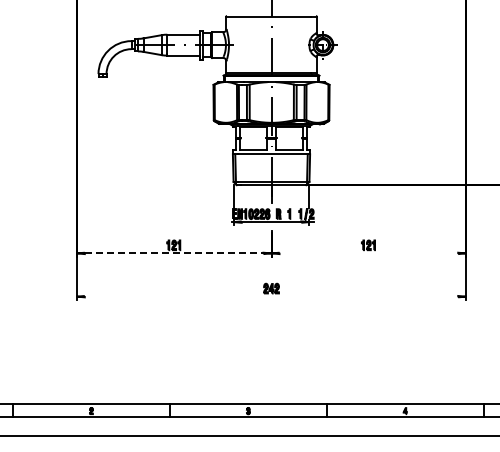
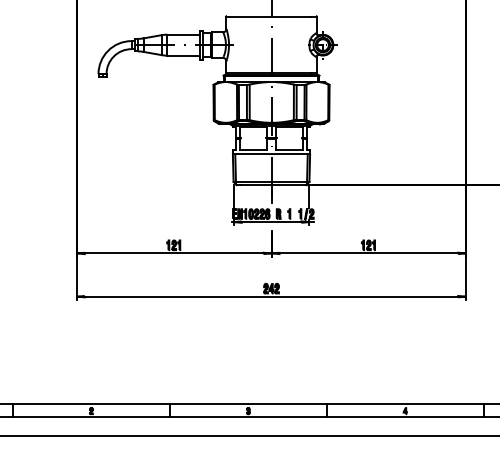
line: dashed -> solid (174, 253)
line: none -> present (368, 253)
line: none -> present (271, 296)
